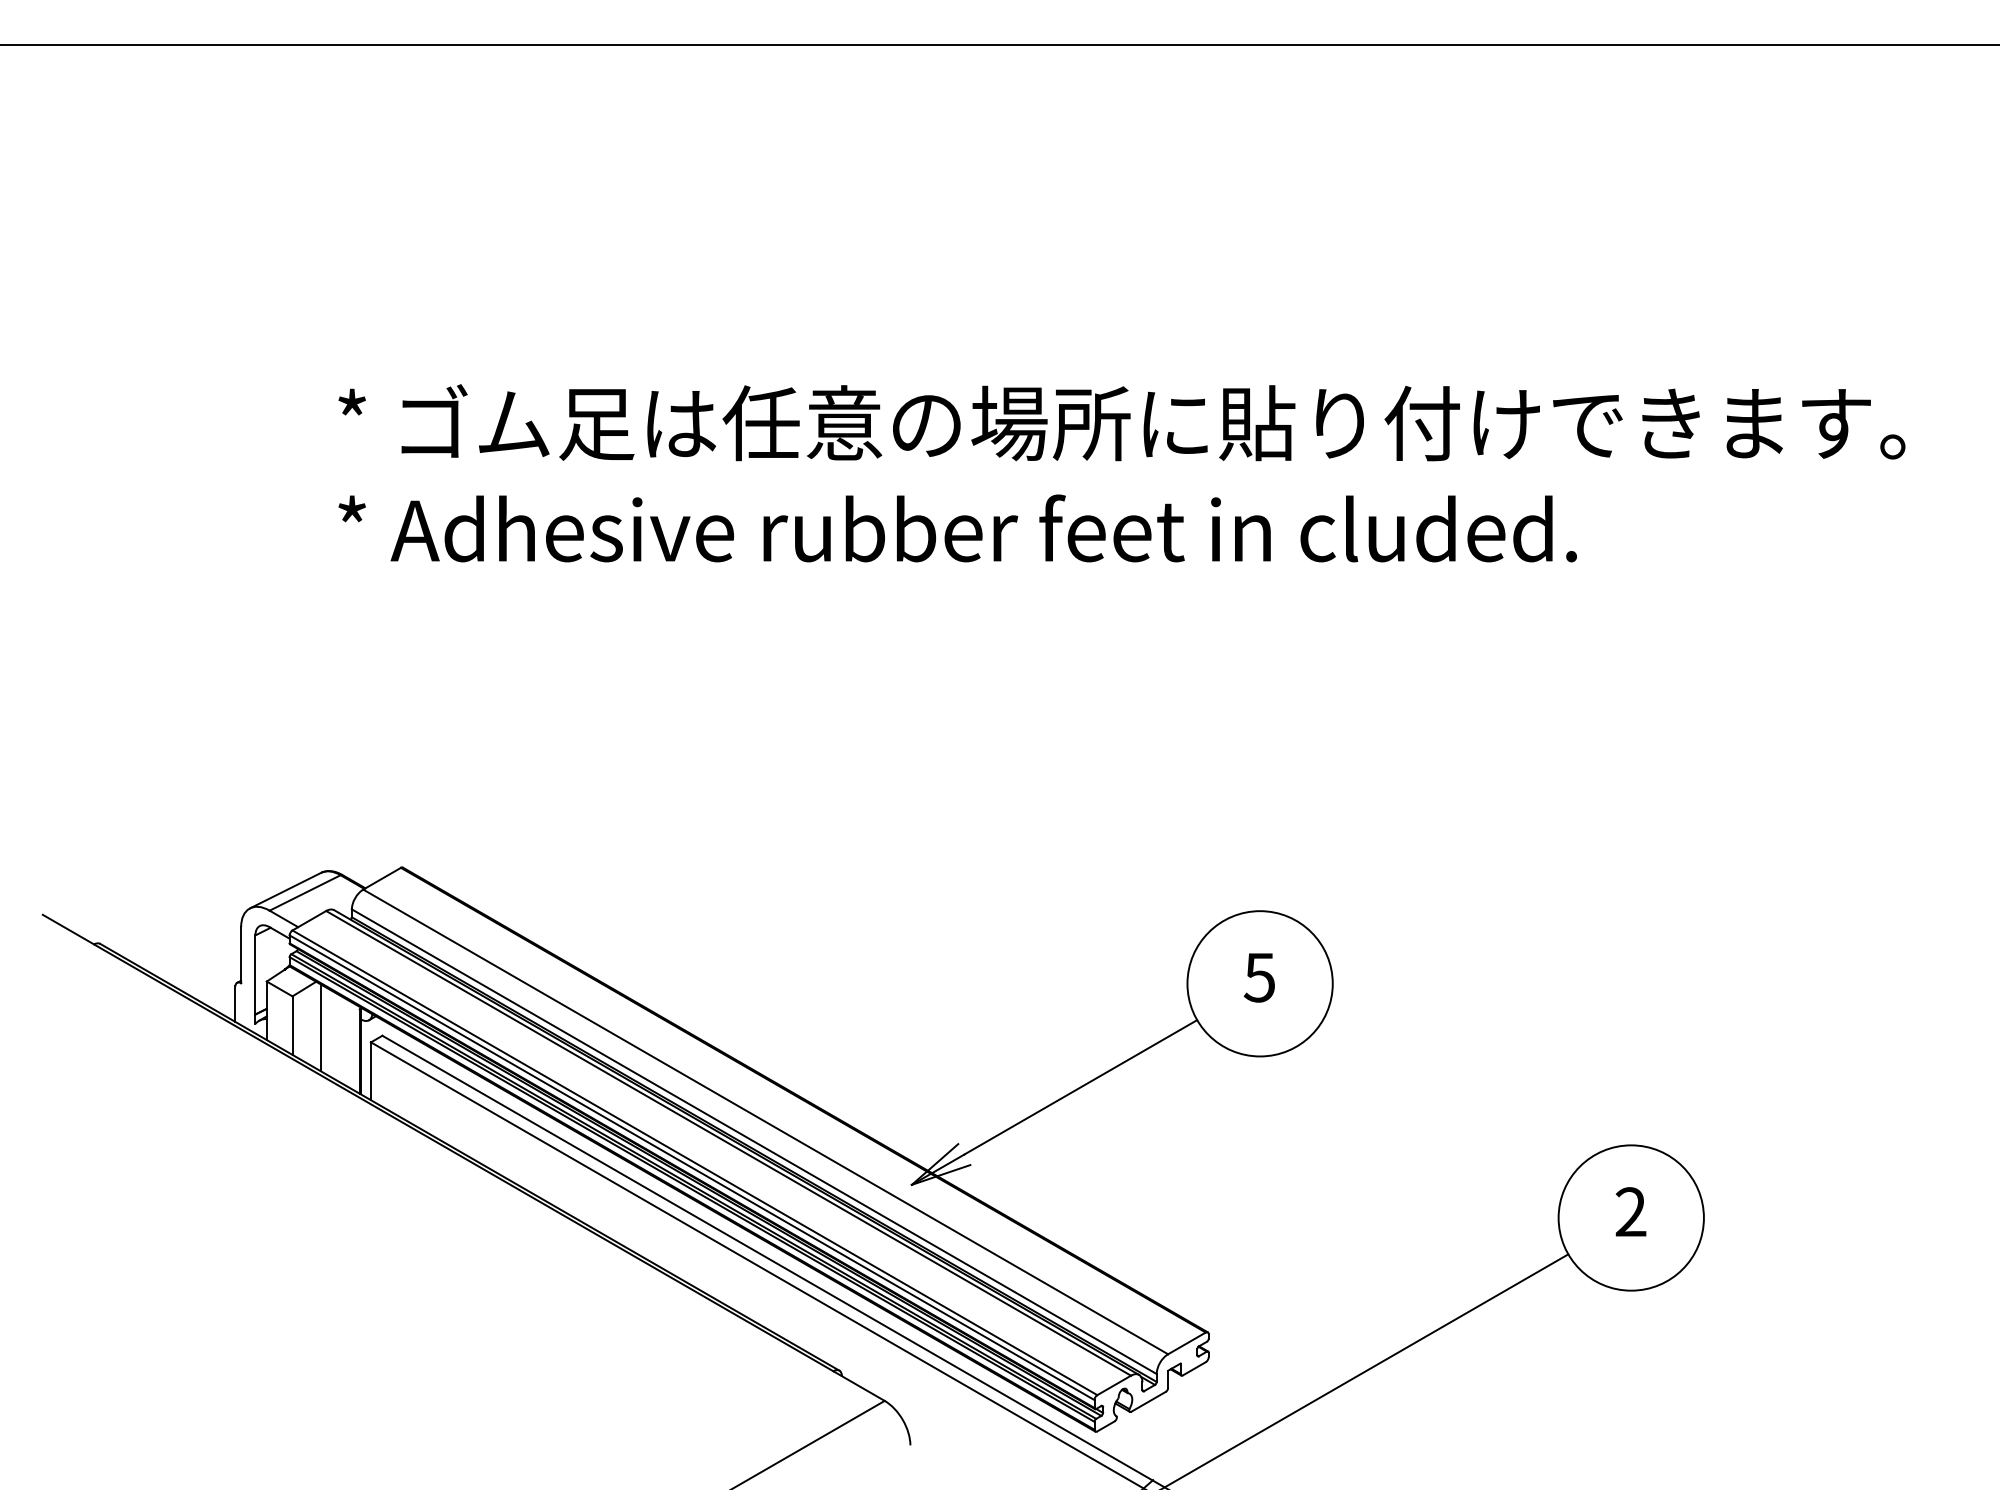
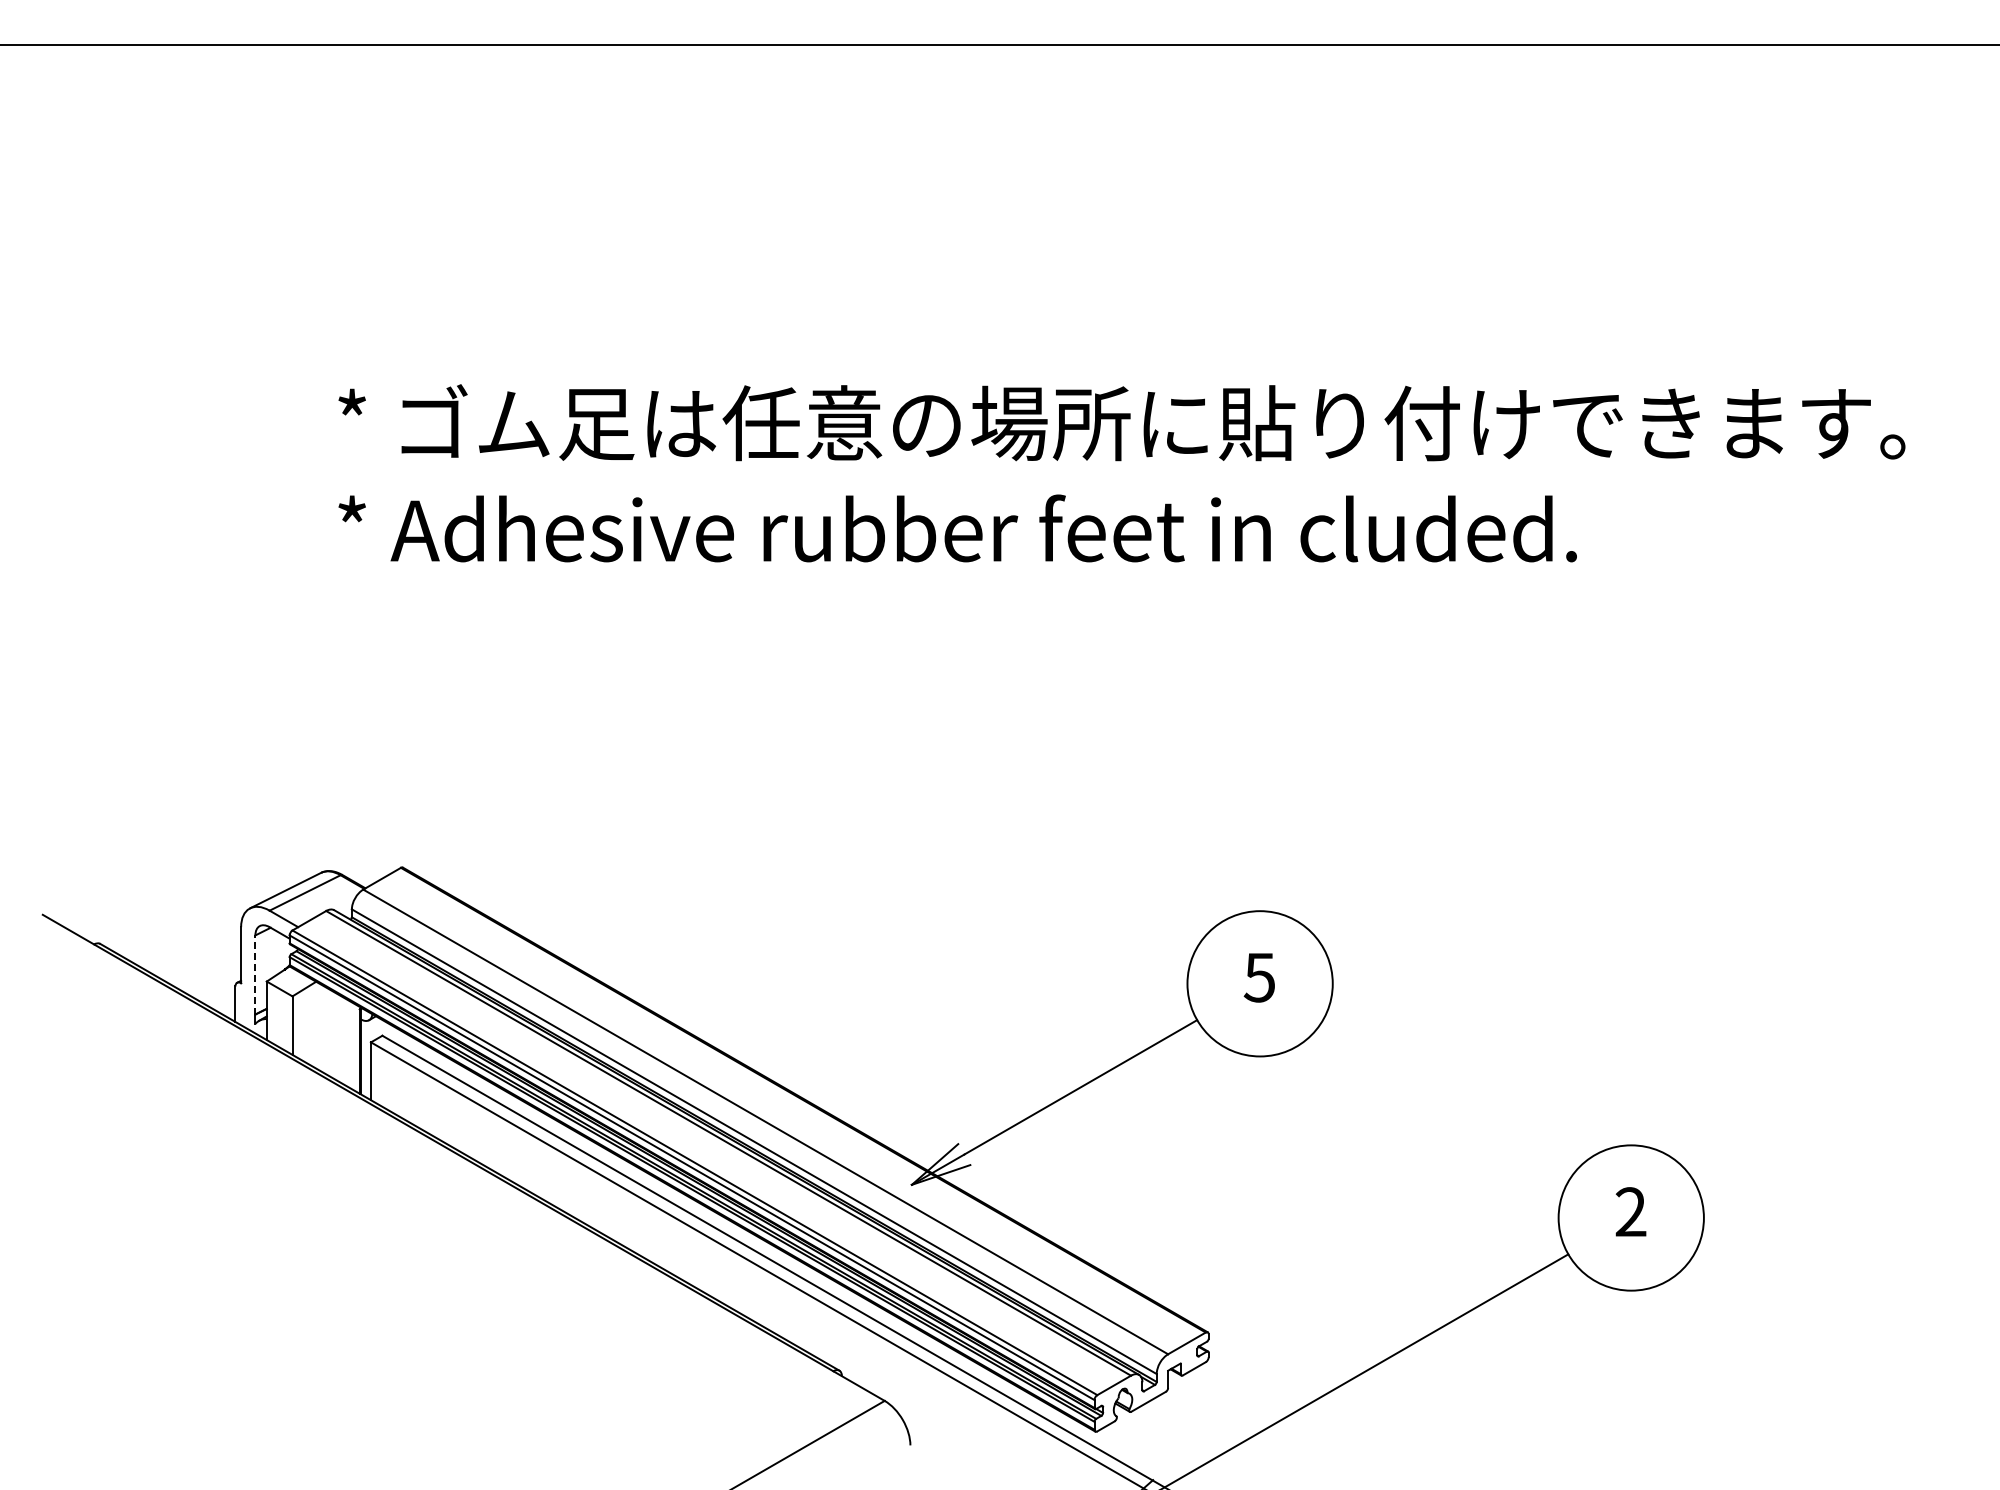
line: solid -> dashed (255, 974)
line: present -> none (321, 1027)
